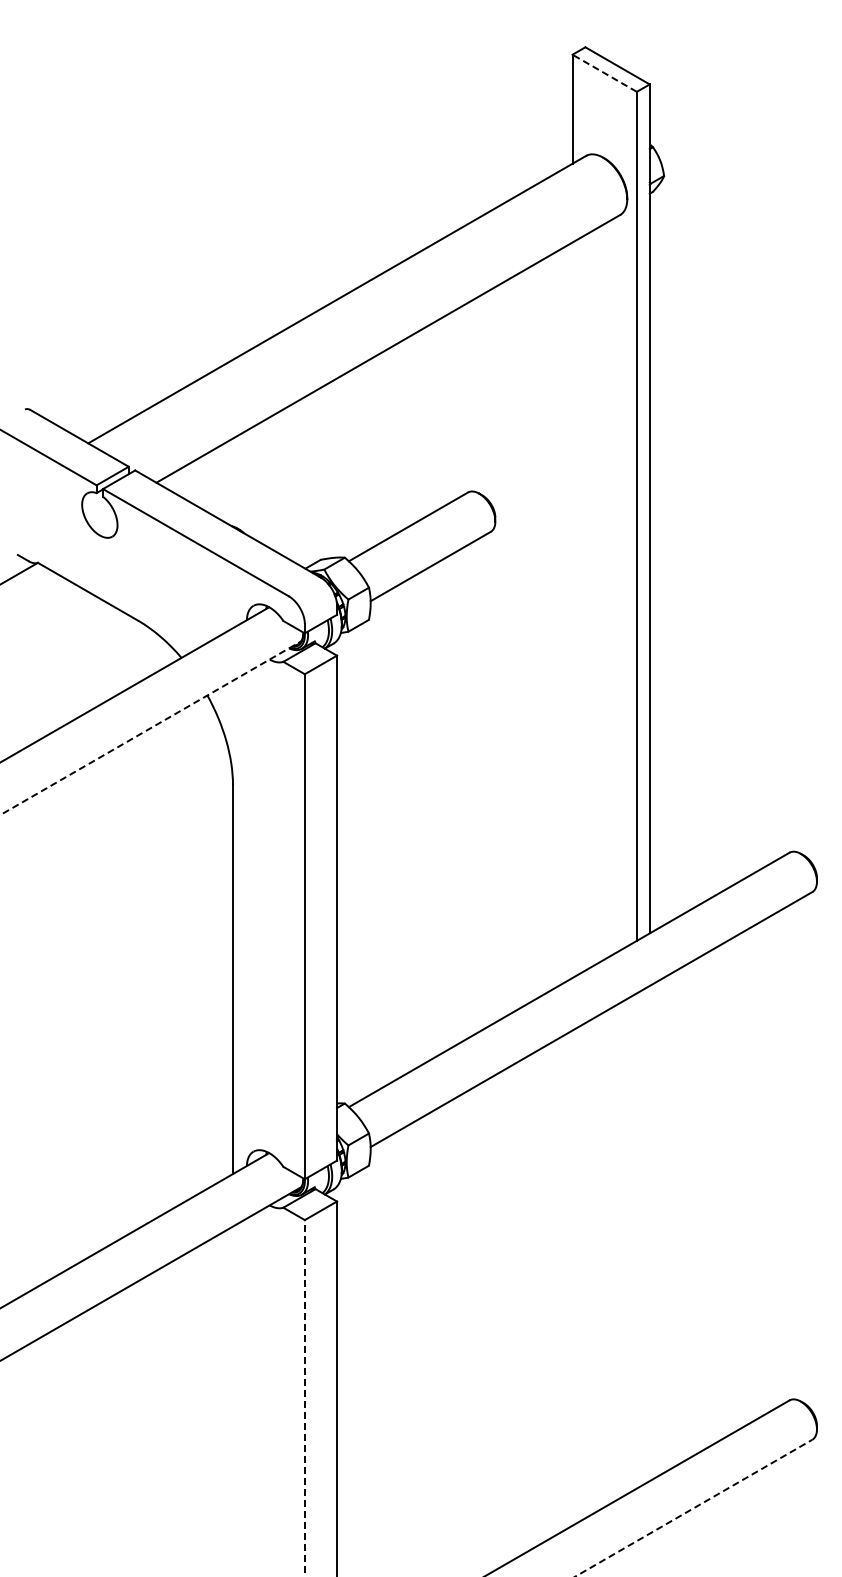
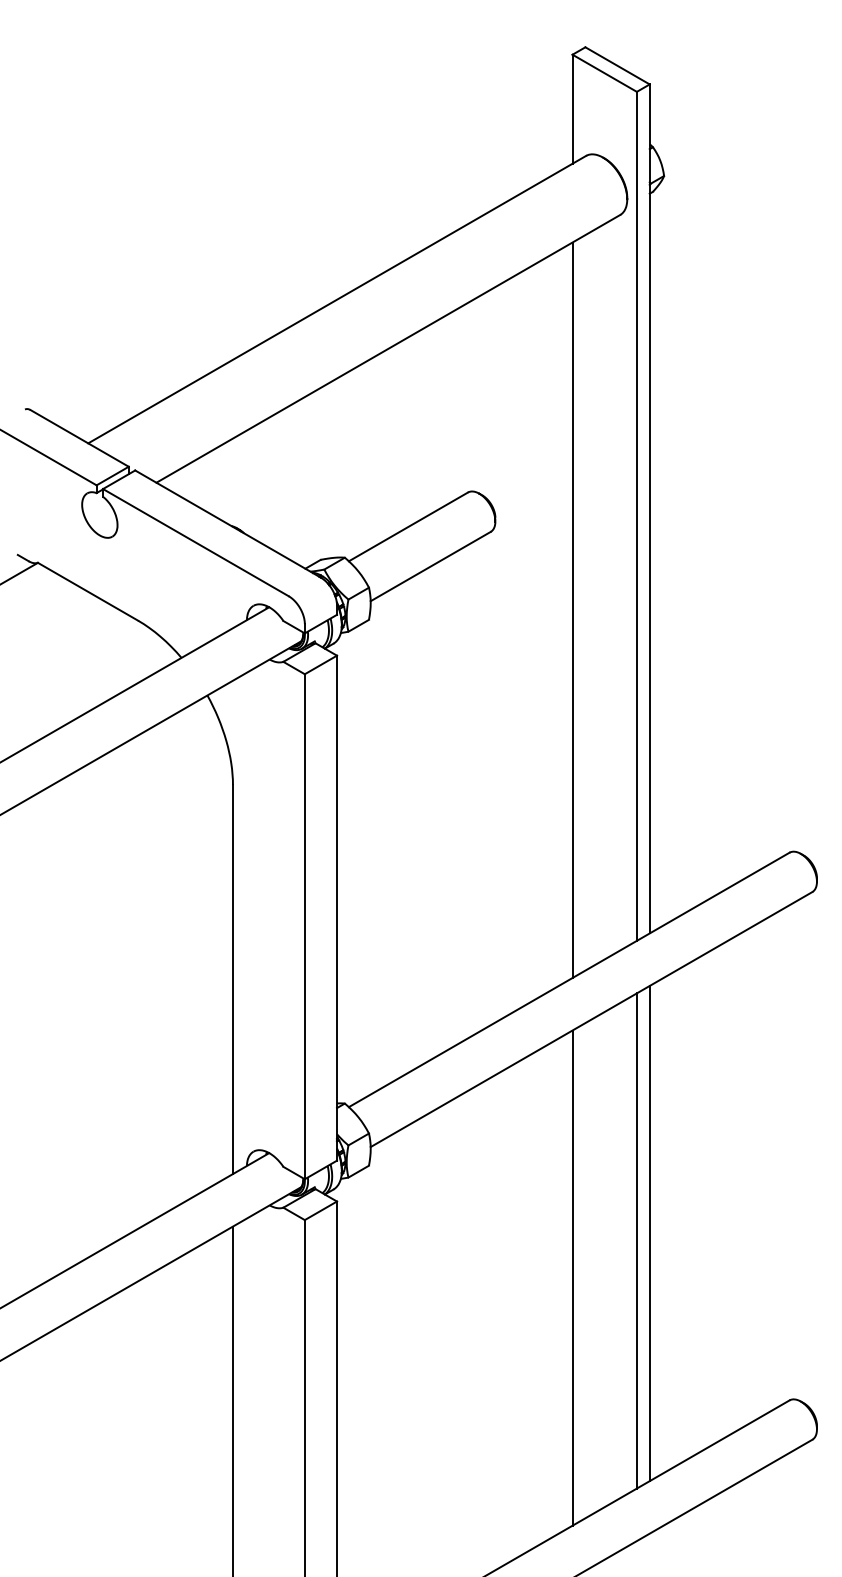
line: dashed -> solid (604, 73)
line: none -> present (572, 610)
line: dashed -> solid (150, 728)
line: none -> present (649, 1233)
line: none -> present (636, 1240)
line: none -> present (572, 1277)
line: dashed -> solid (304, 1398)
line: none -> present (232, 1399)
line: dashed -> solid (693, 1508)
